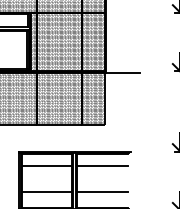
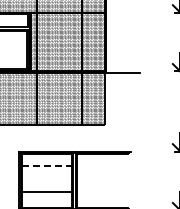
line: solid -> dashed (47, 166)
line: present -> none (102, 166)
line: present -> none (102, 192)
